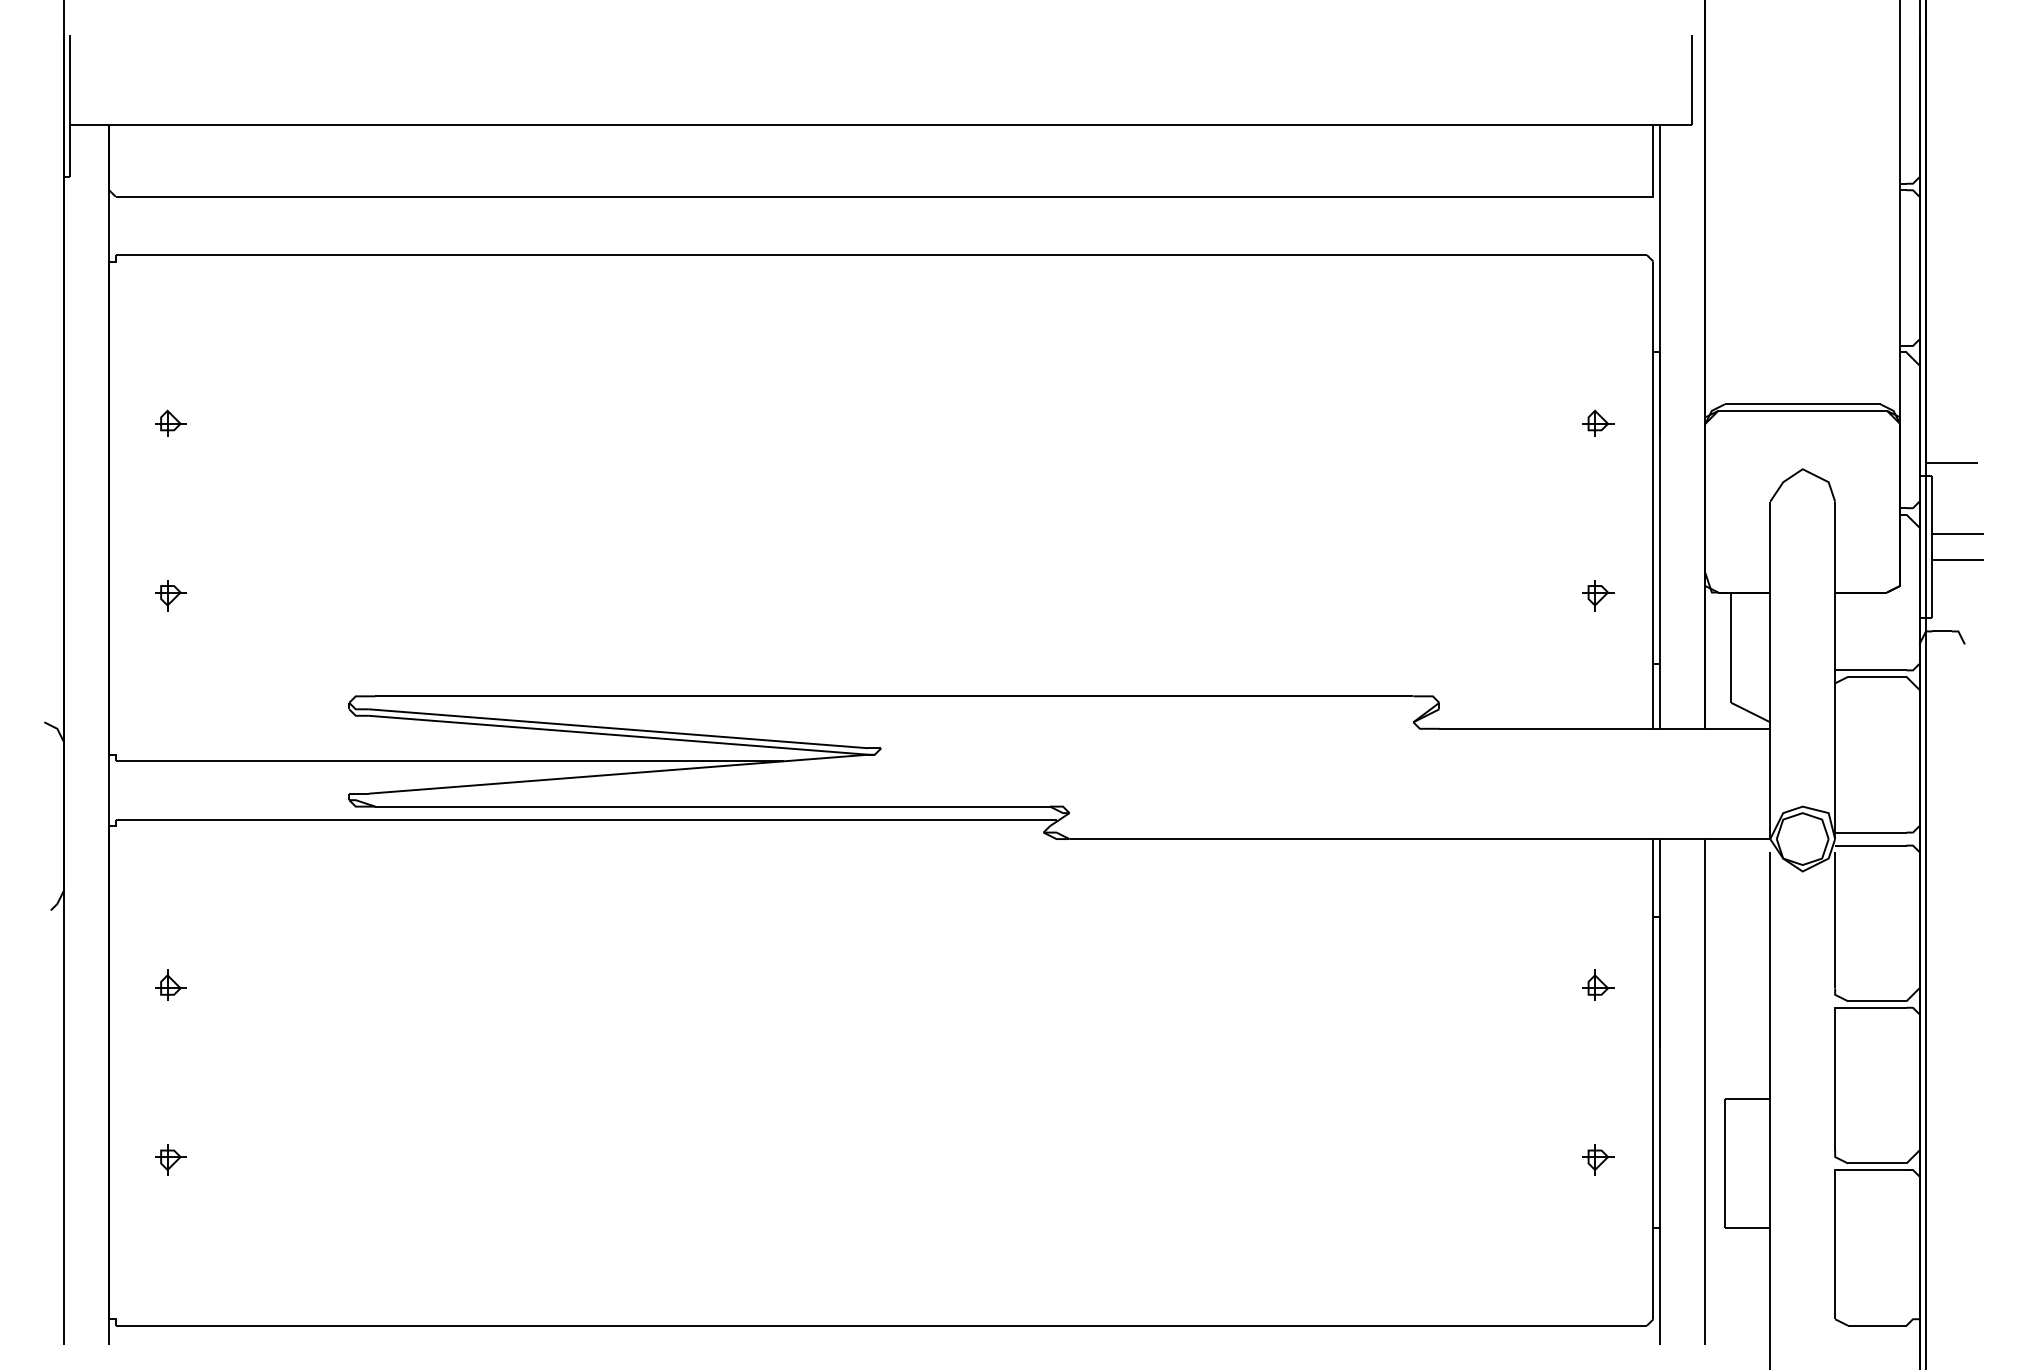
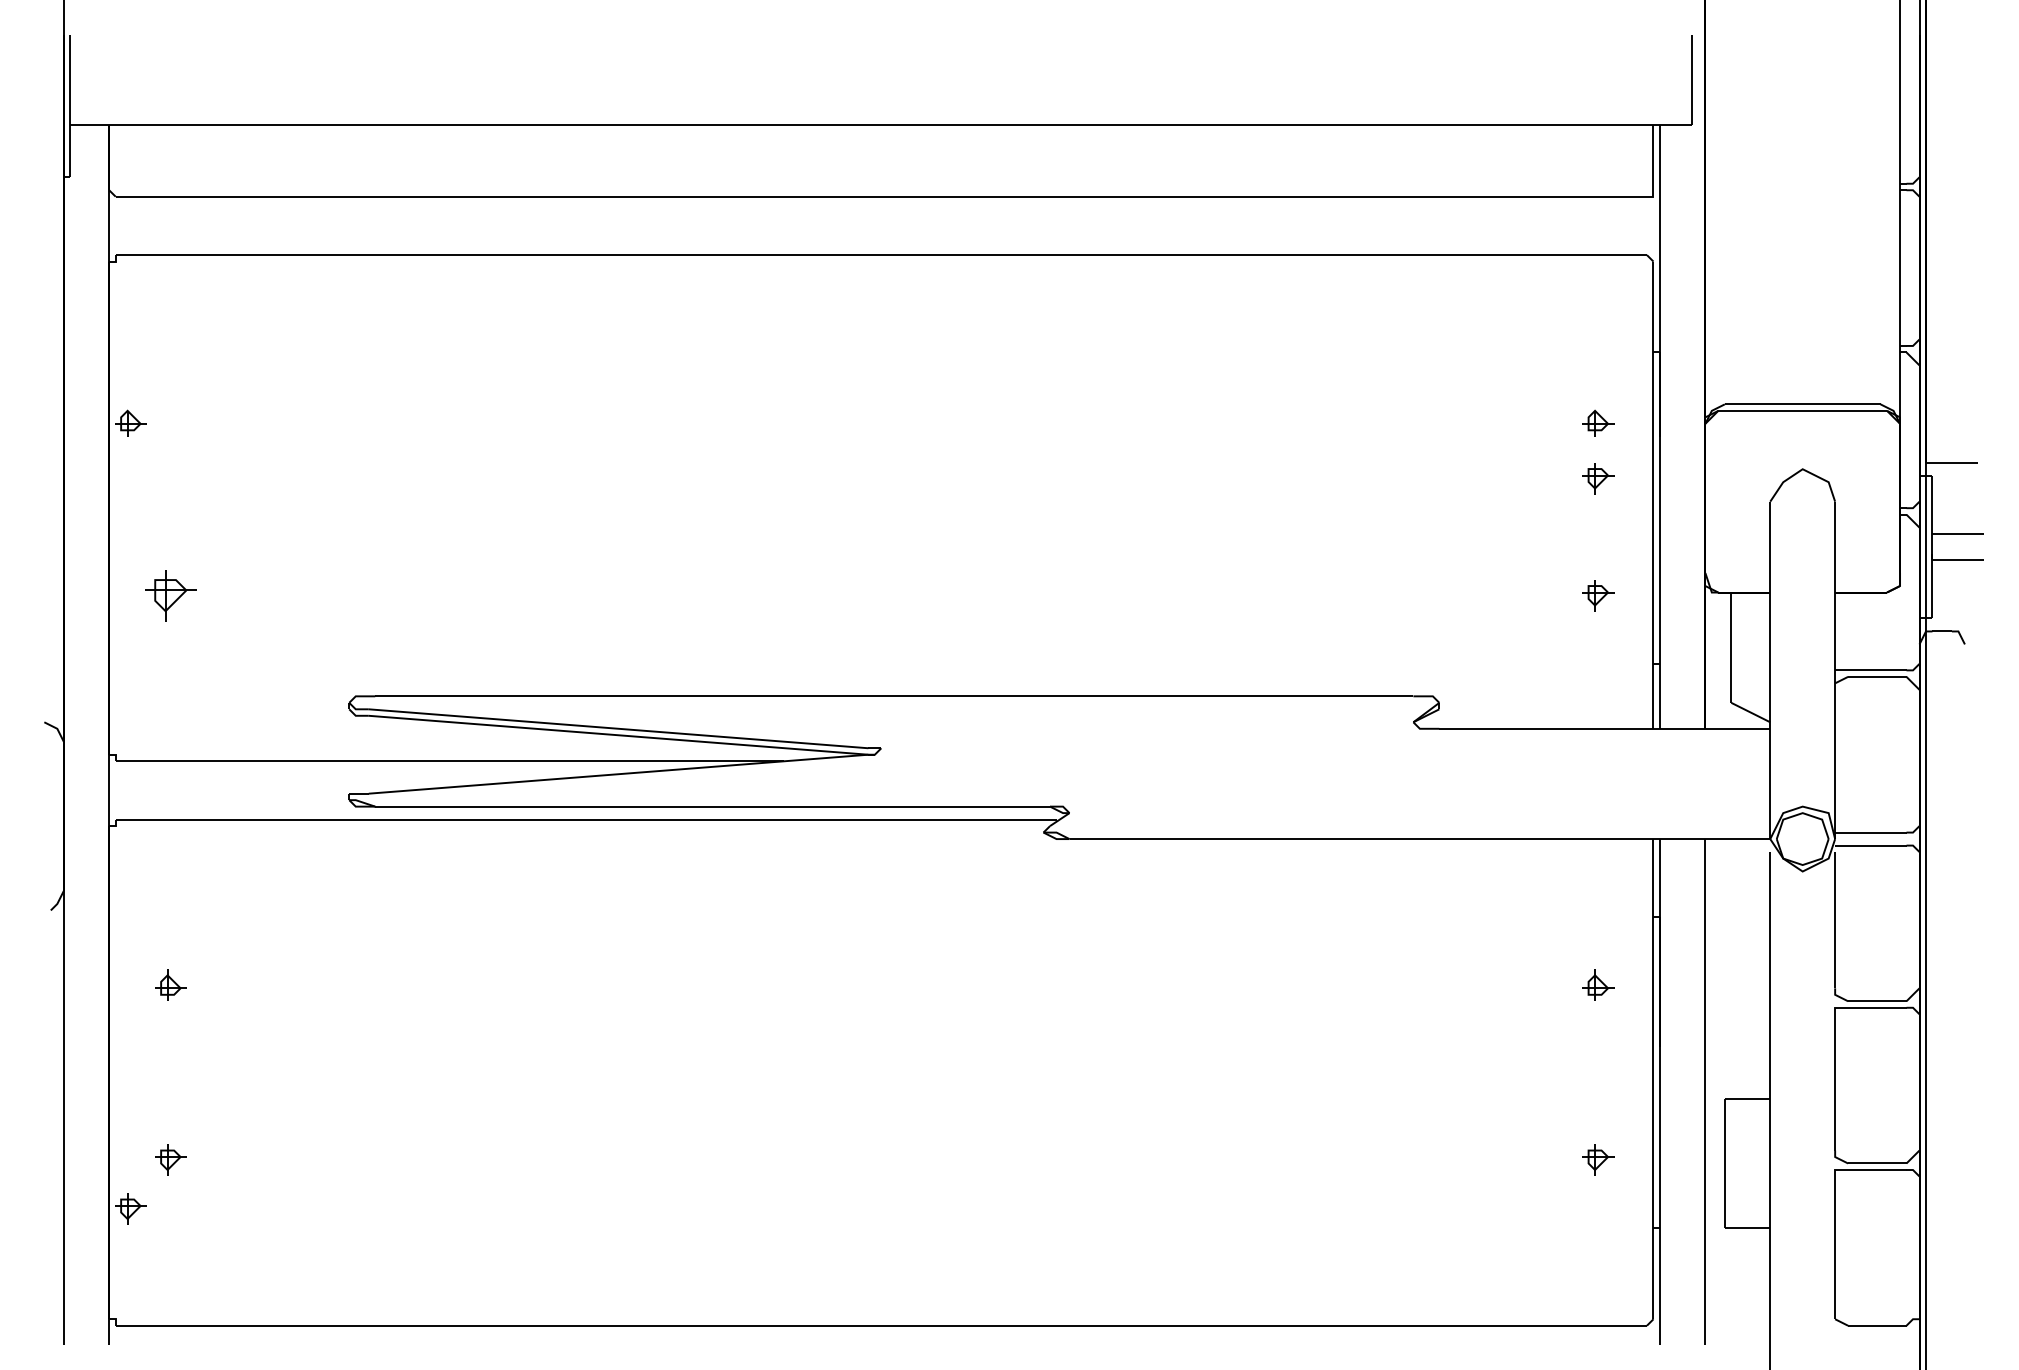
part position: (170, 422) -> (130, 422) (130, 422)
part: none -> present (1598, 478)
part size: 32x32 px -> 52x52 px (170, 595)
part: none -> present (130, 1208)
